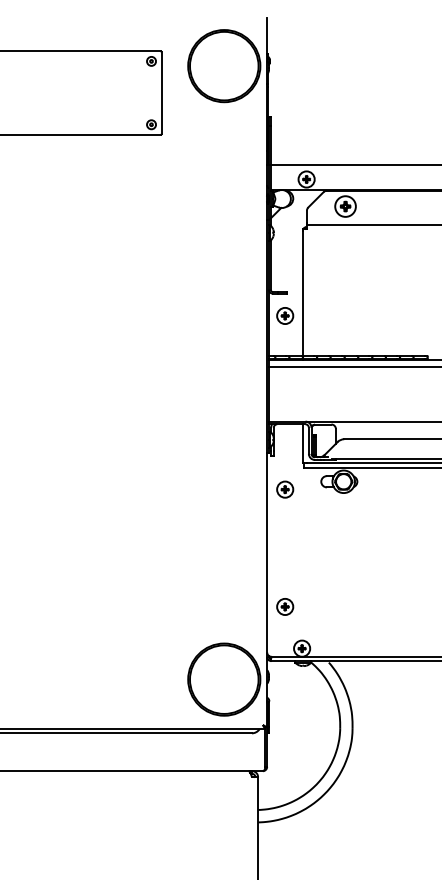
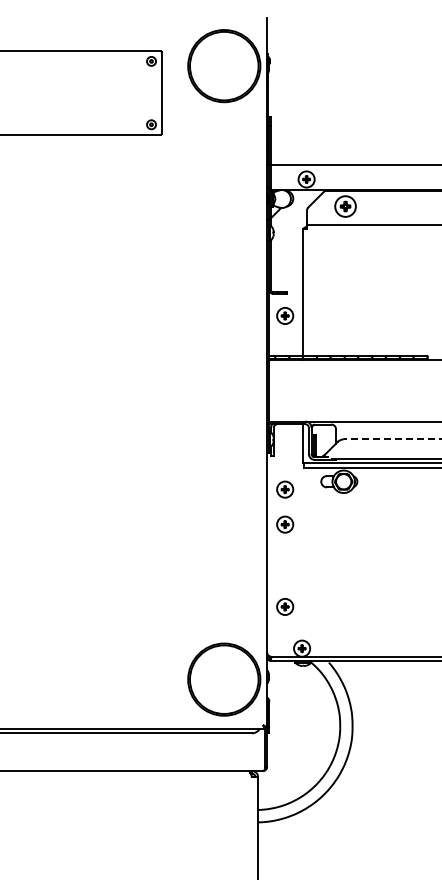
line: present -> none (353, 367)
line: solid -> dashed (392, 439)
part: none -> present (285, 524)
